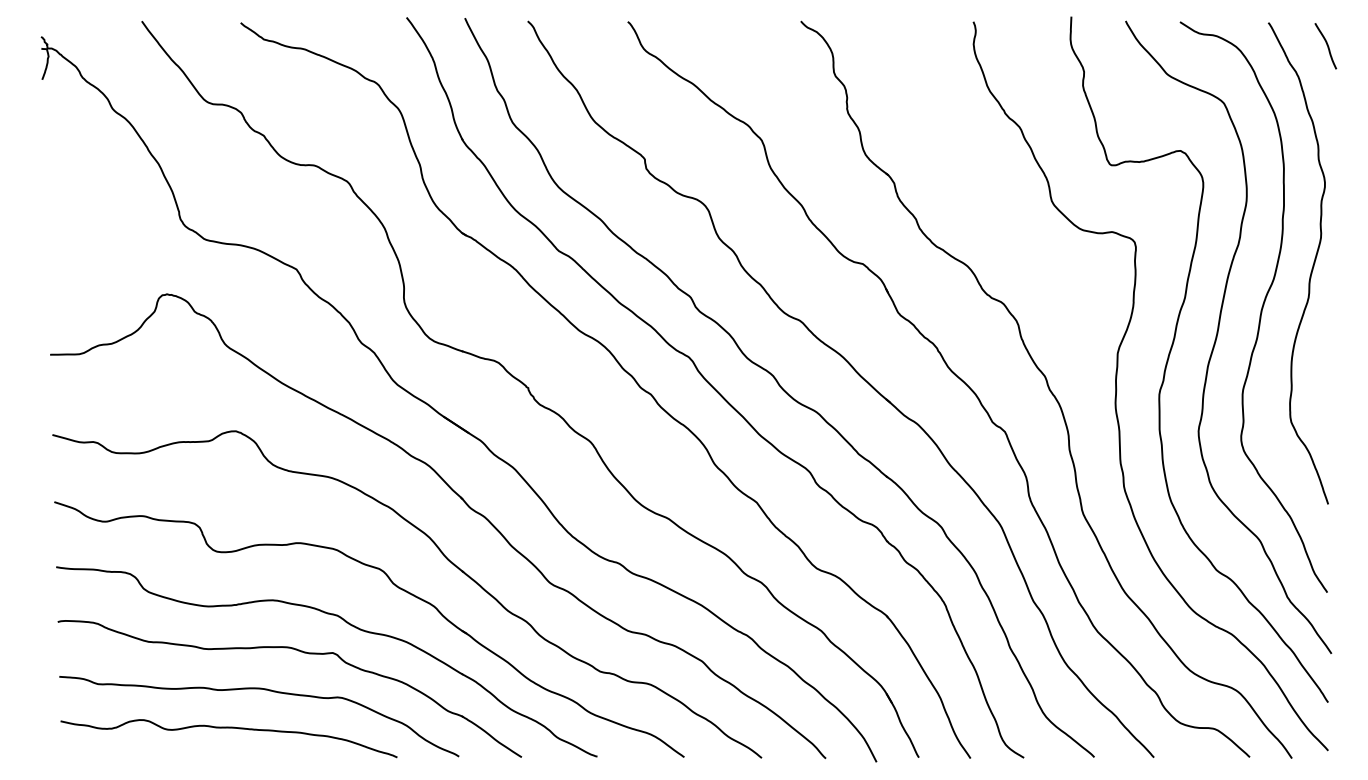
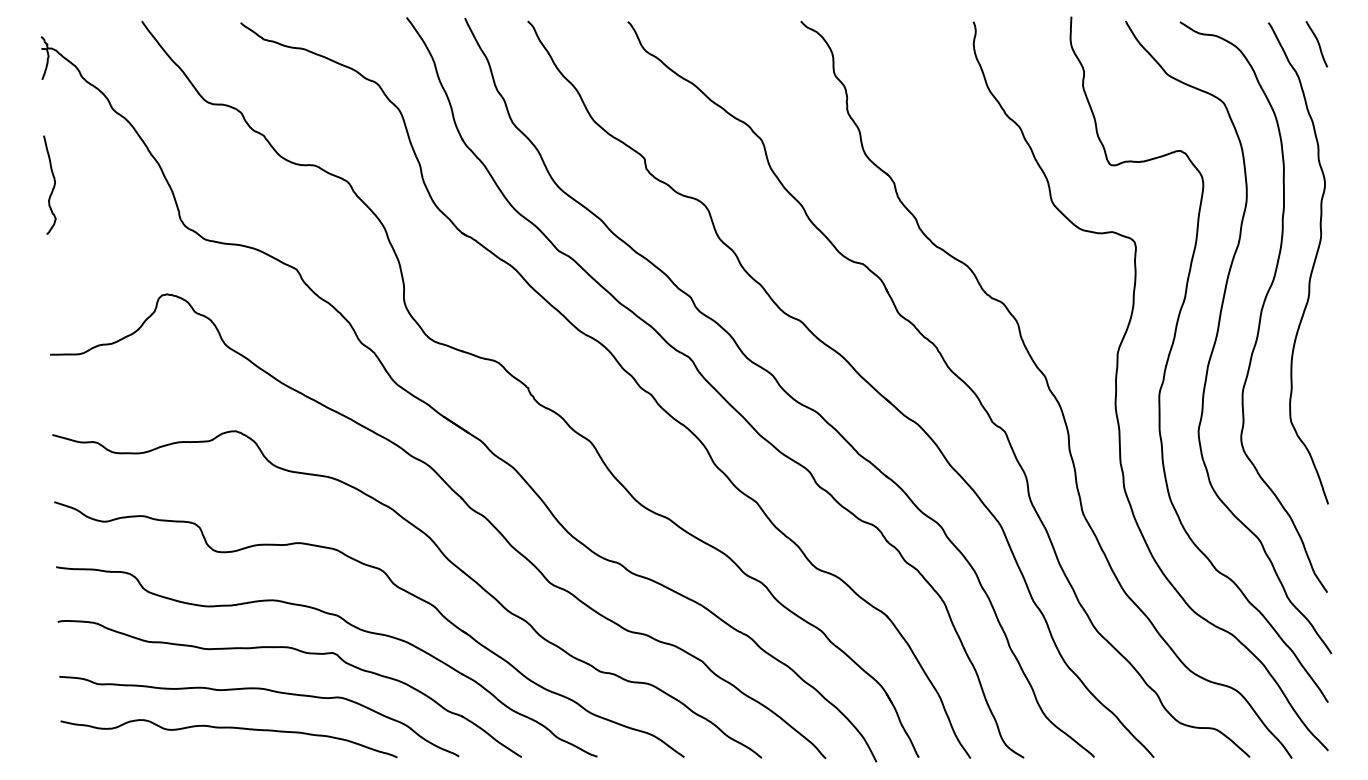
curve position: (1326, 45) -> (1317, 43) (1317, 43)
curve: none -> present (53, 184)
